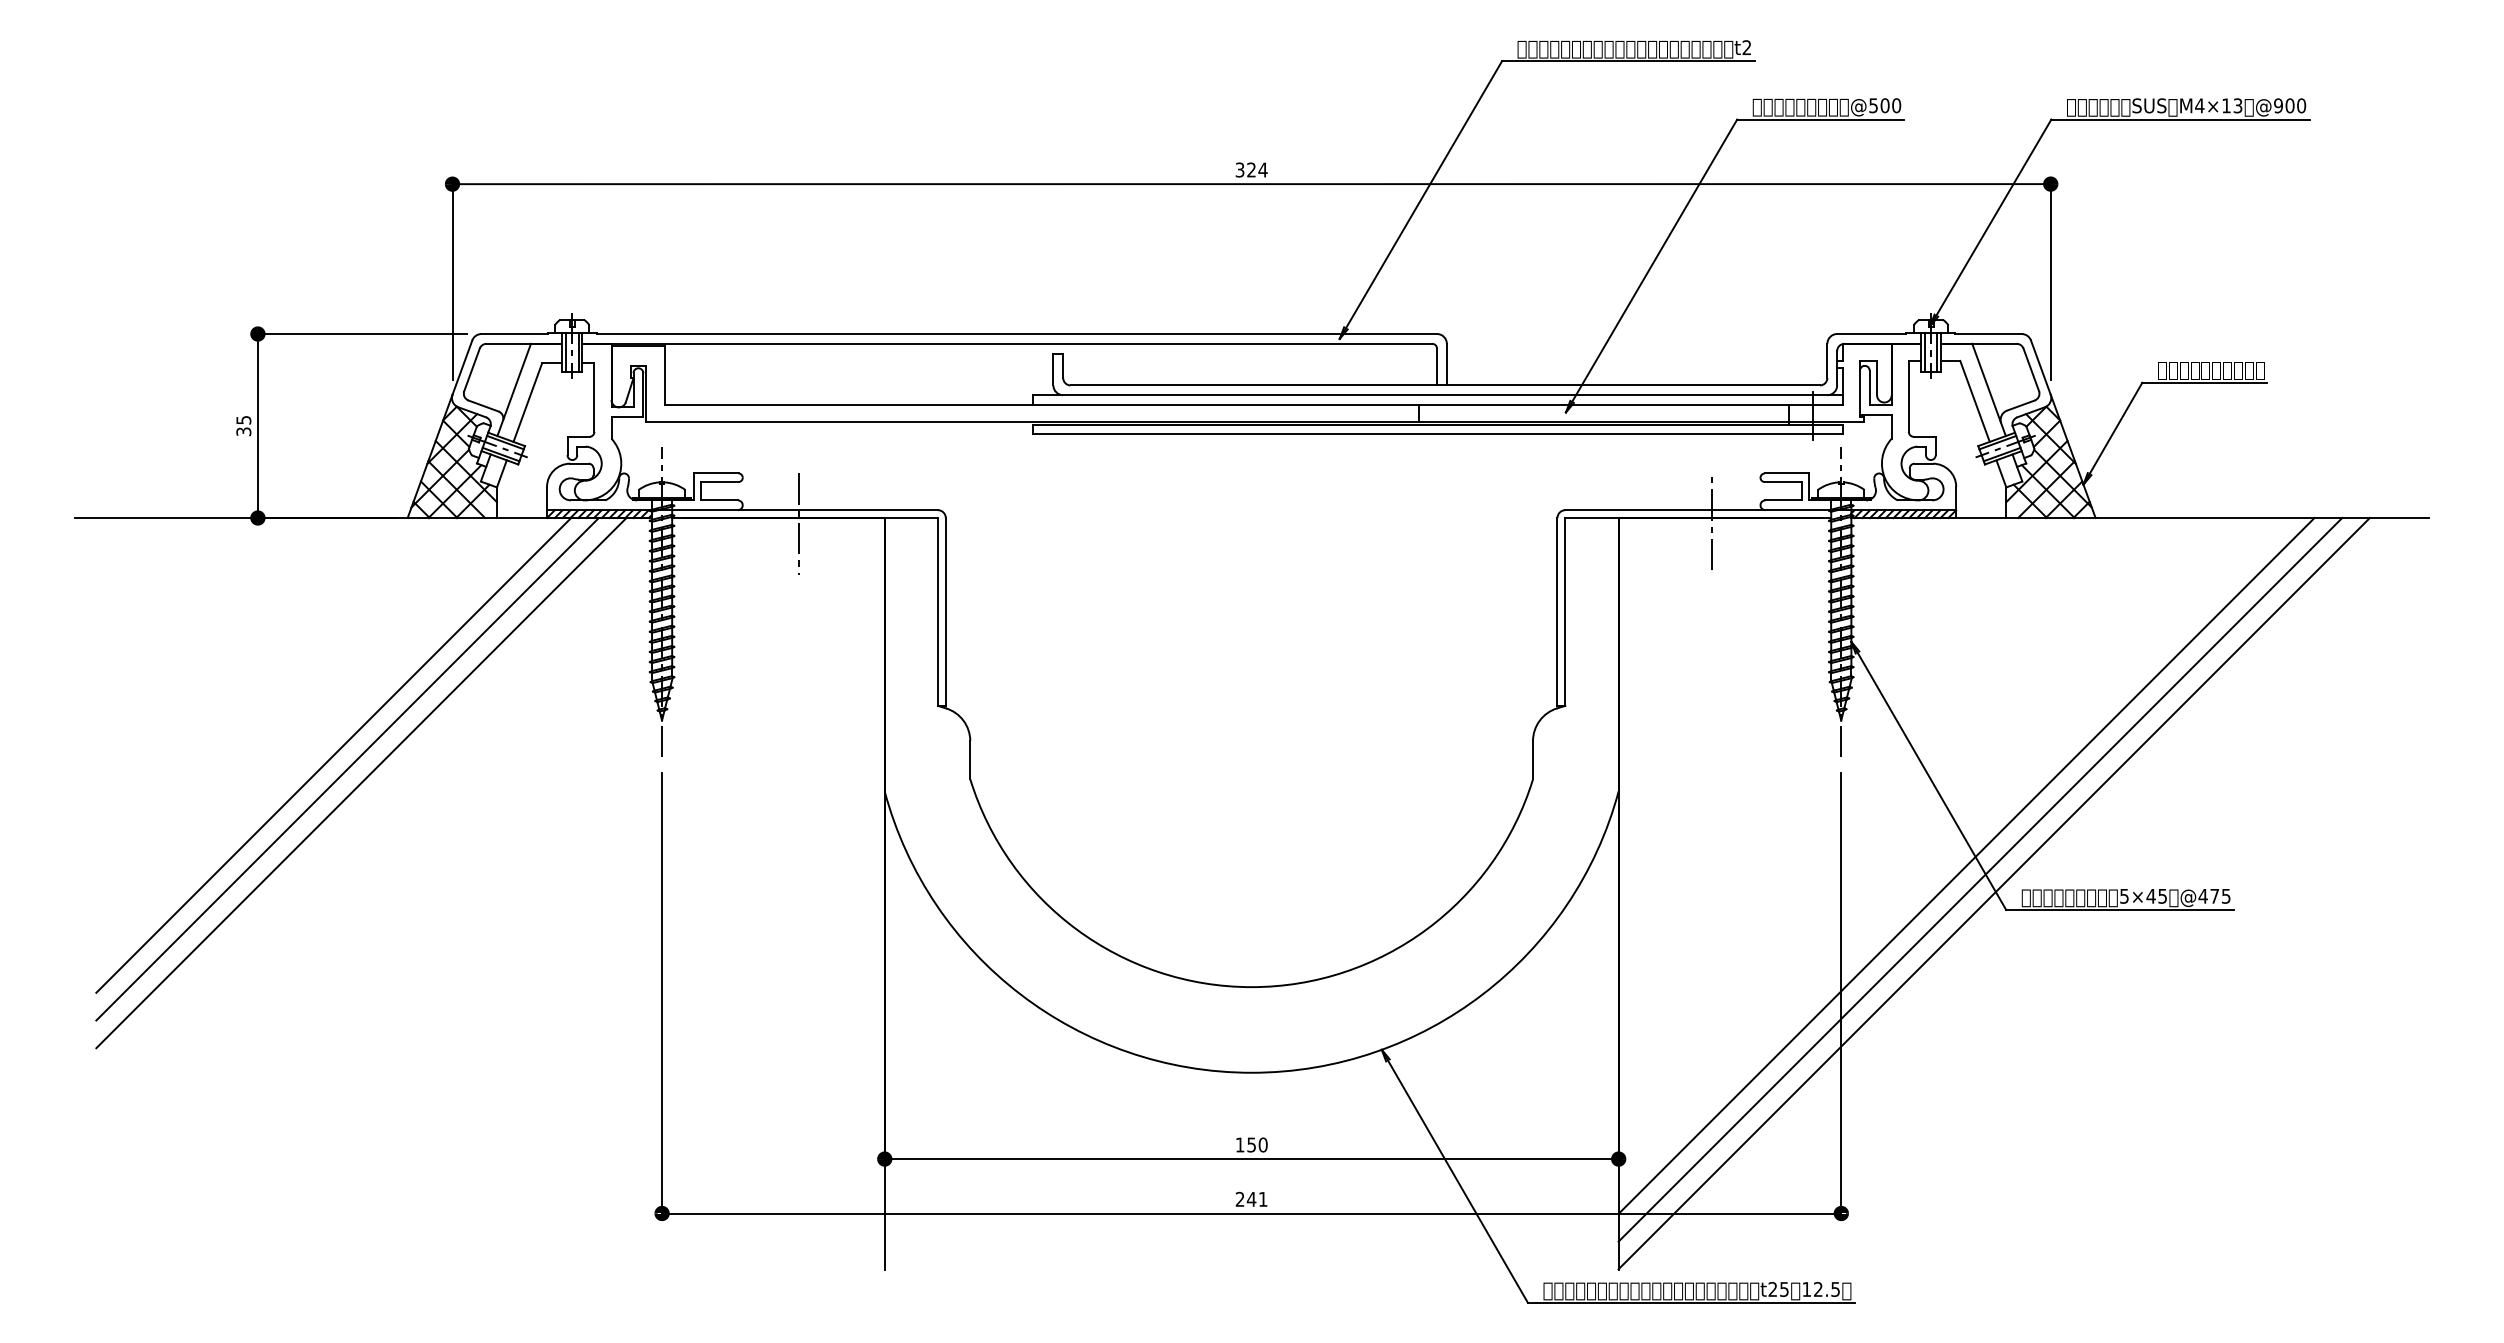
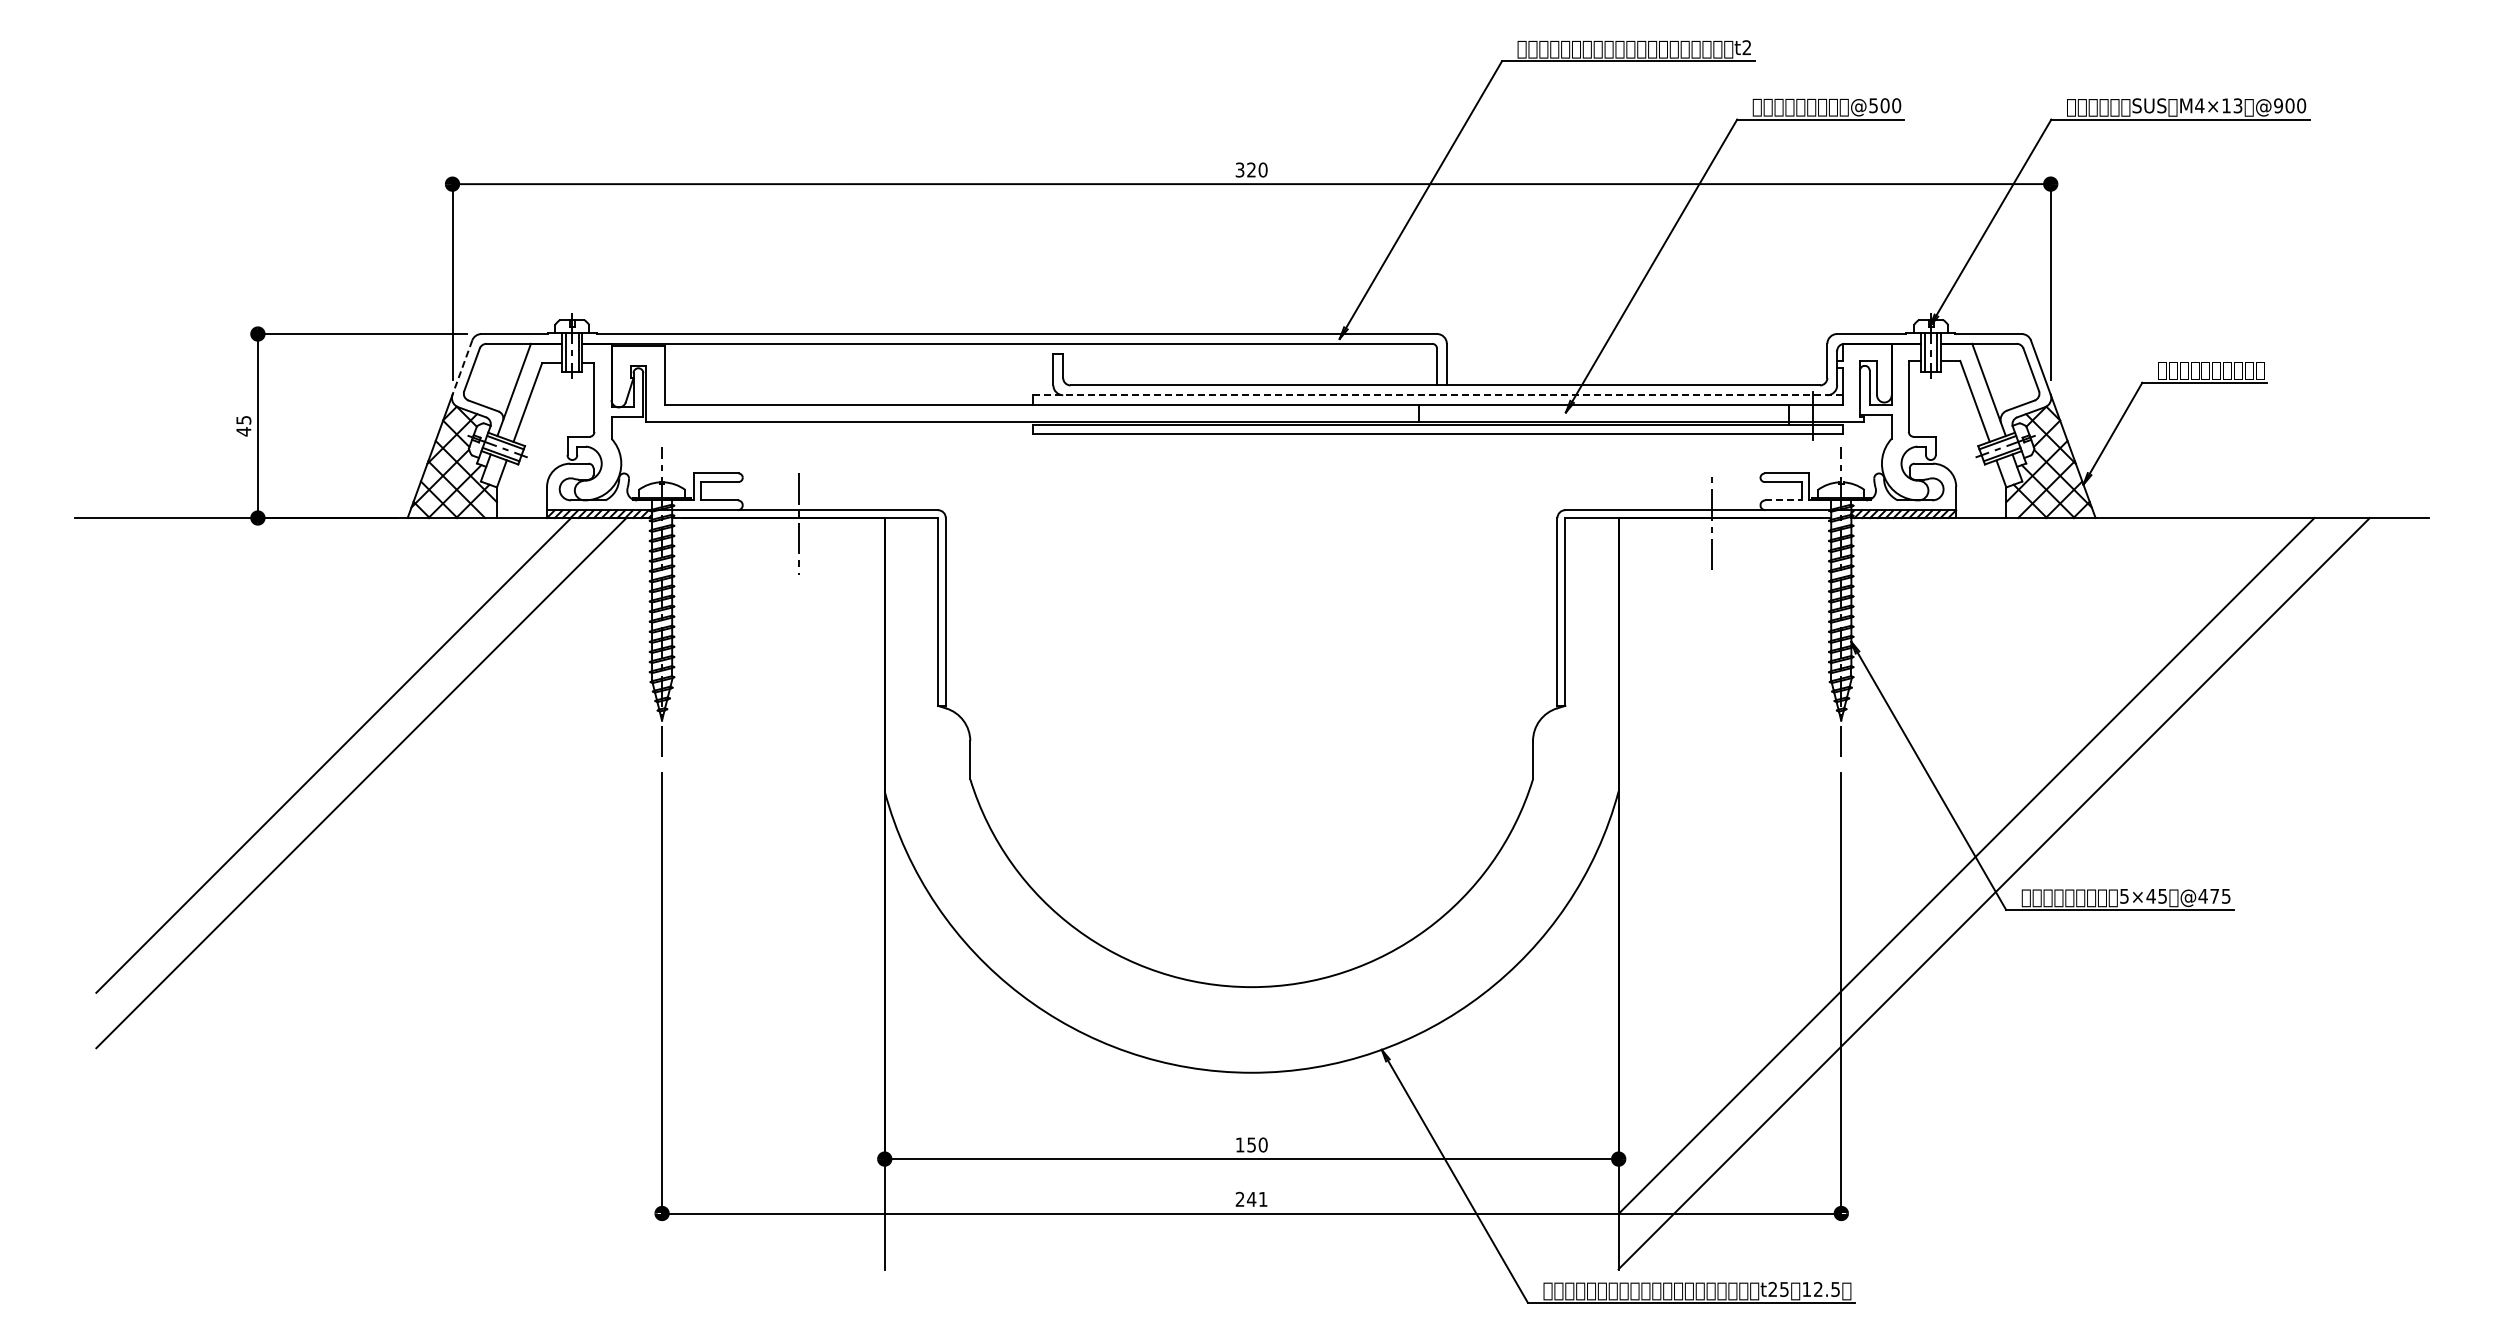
text: 324 -> 320 (1262, 169)
line: solid -> dashed (462, 367)
line: solid -> dashed (1437, 395)
text: 35 -> 45 (243, 431)
line: solid -> dashed (1784, 500)
line: present -> none (347, 769)
line: present -> none (1980, 879)
